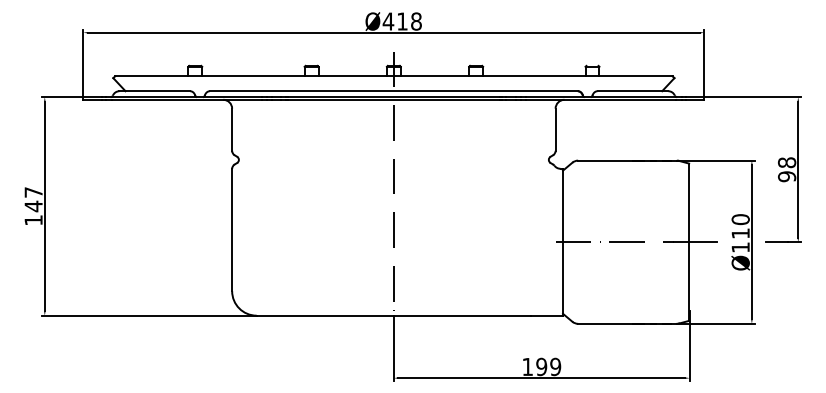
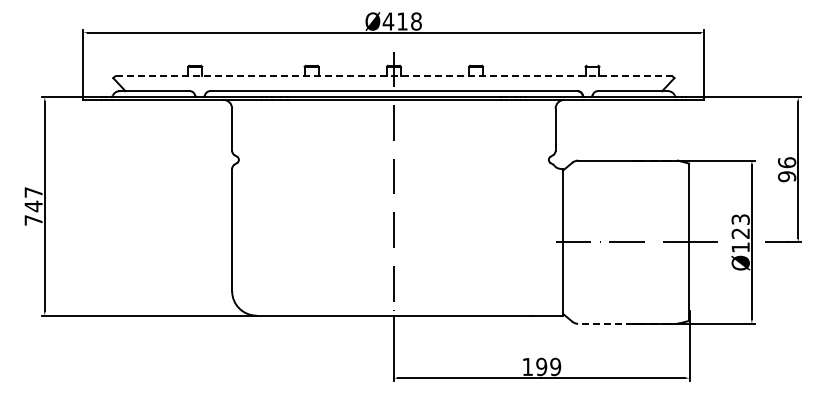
line: solid -> dashed (393, 76)
text: 98 -> 96 (786, 162)
text: 147 -> 747 (33, 220)
text: Ø110 -> Ø123 (740, 226)
line: solid -> dashed (604, 323)
